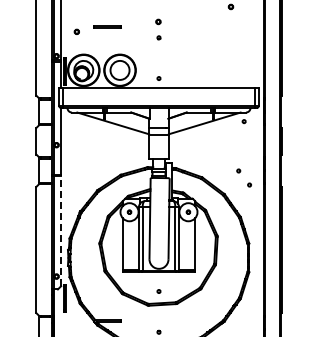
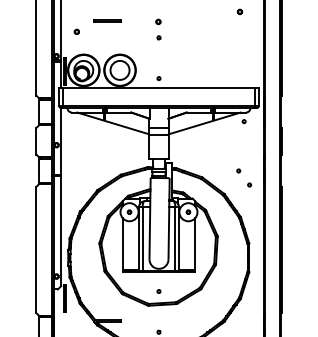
part position: (230, 6) -> (239, 11) (239, 11)
line position: (107, 26) -> (107, 20) (107, 20)
line: dashed -> solid (61, 230)
